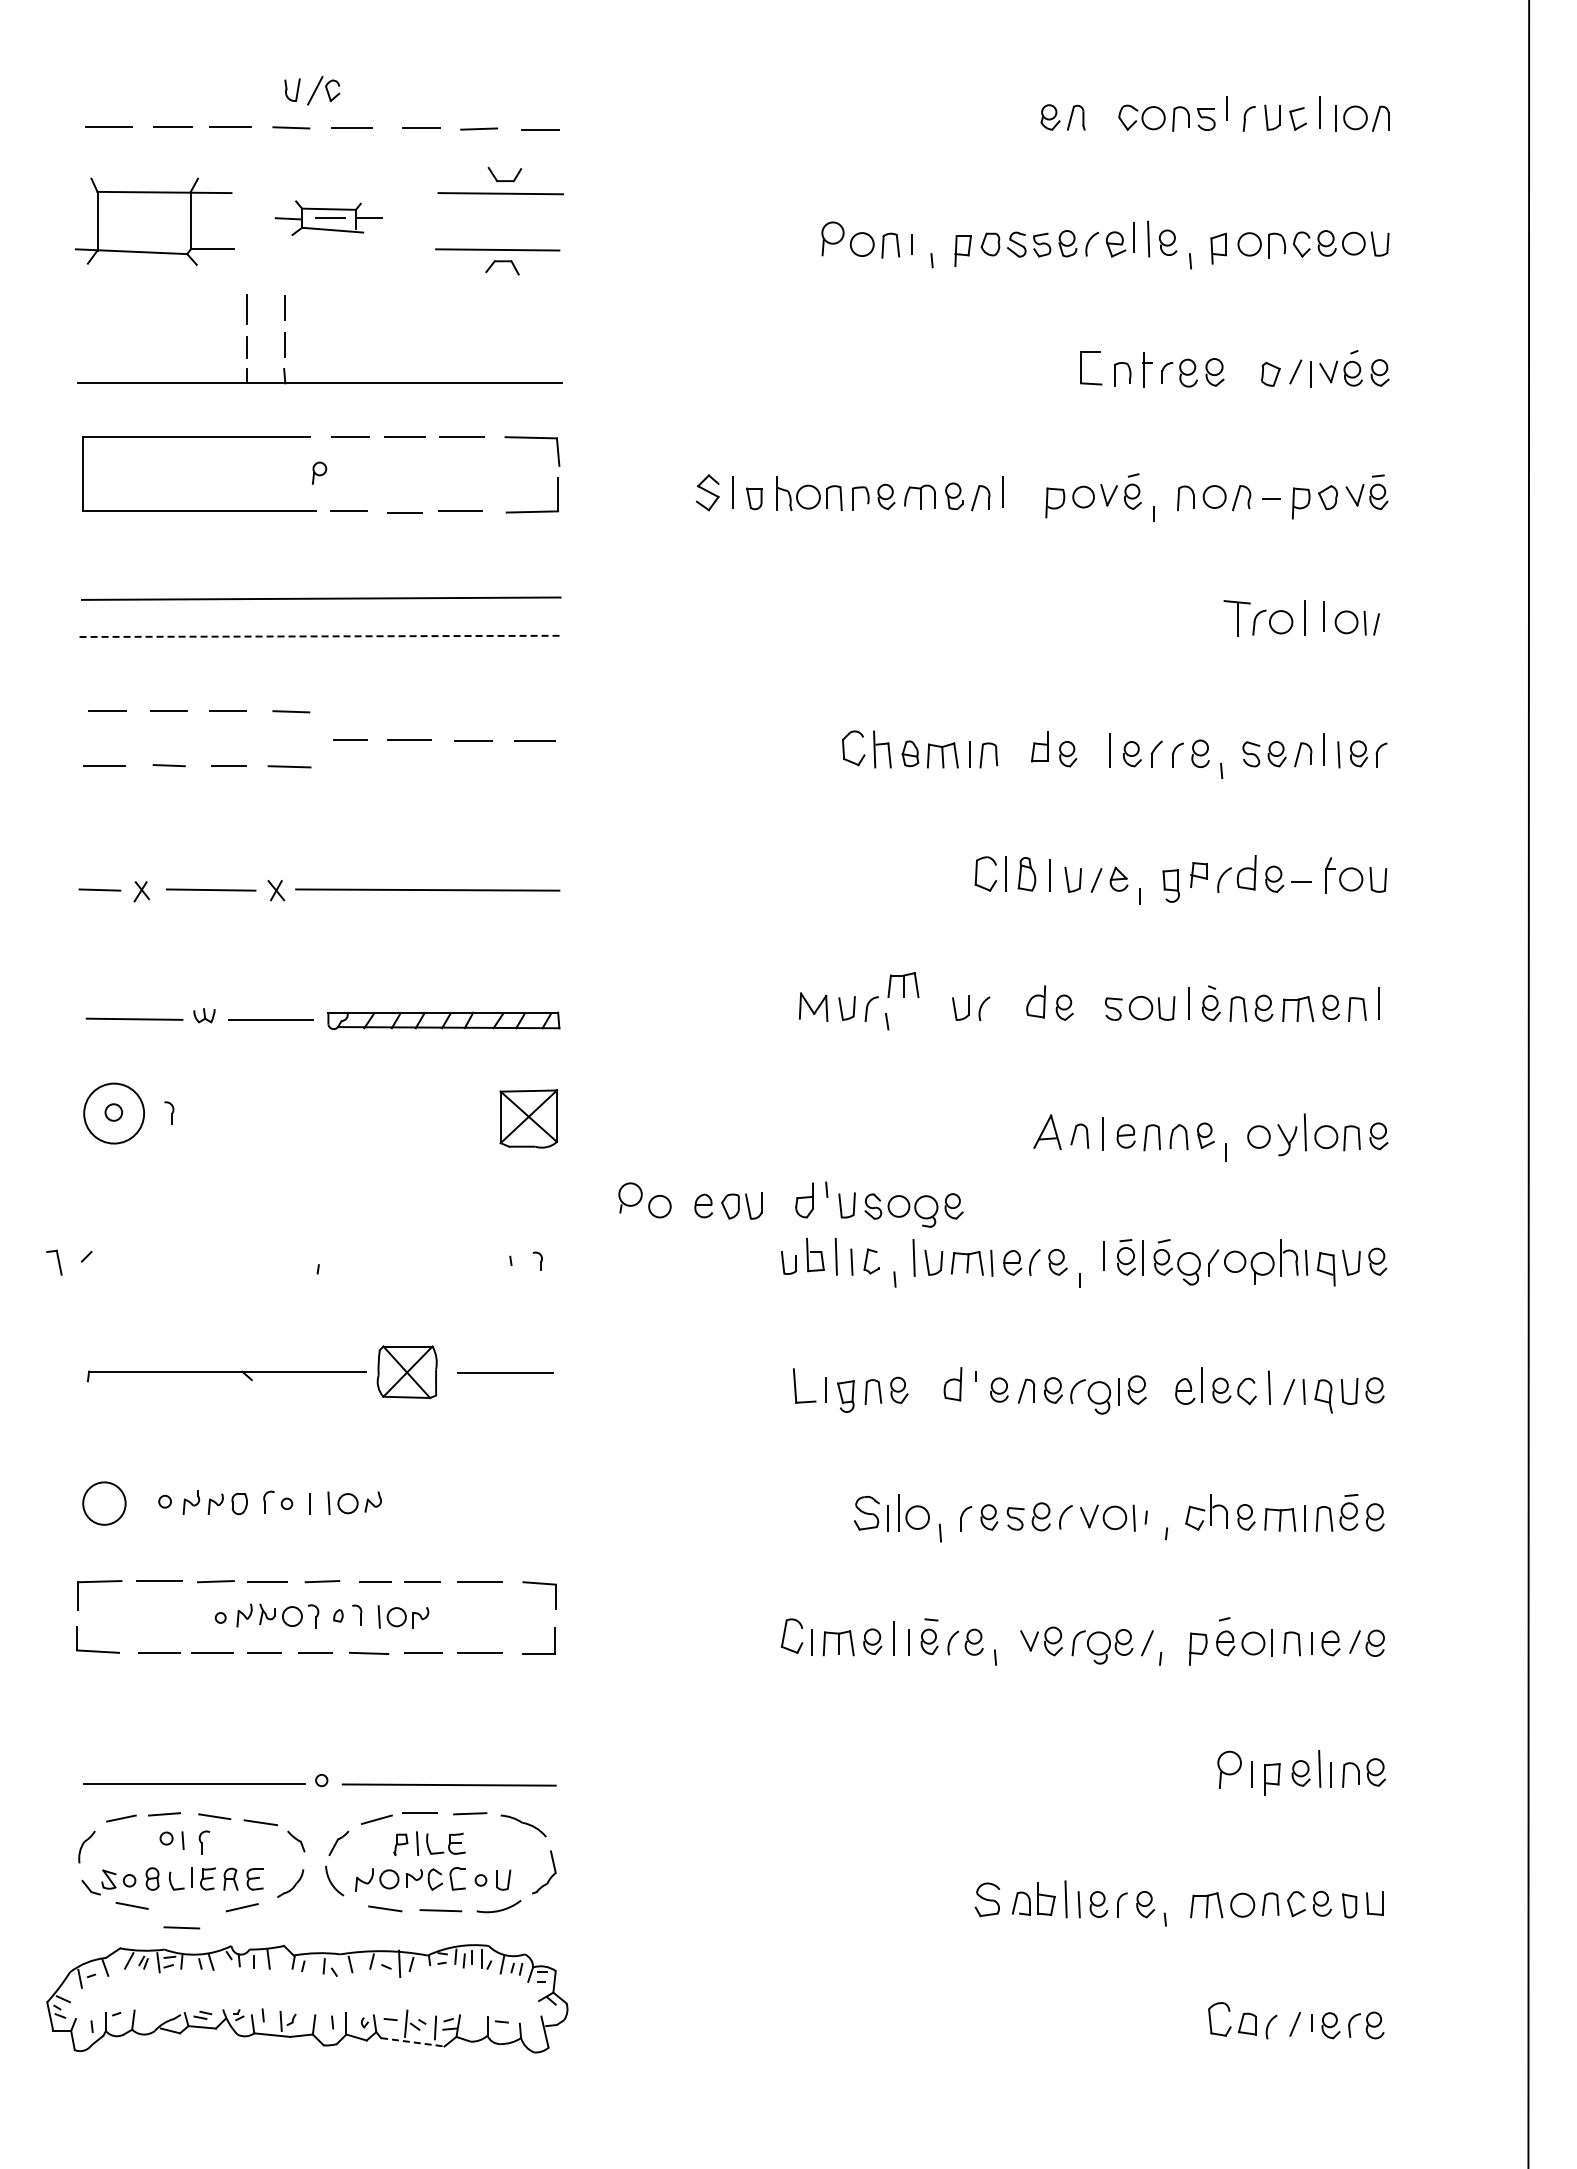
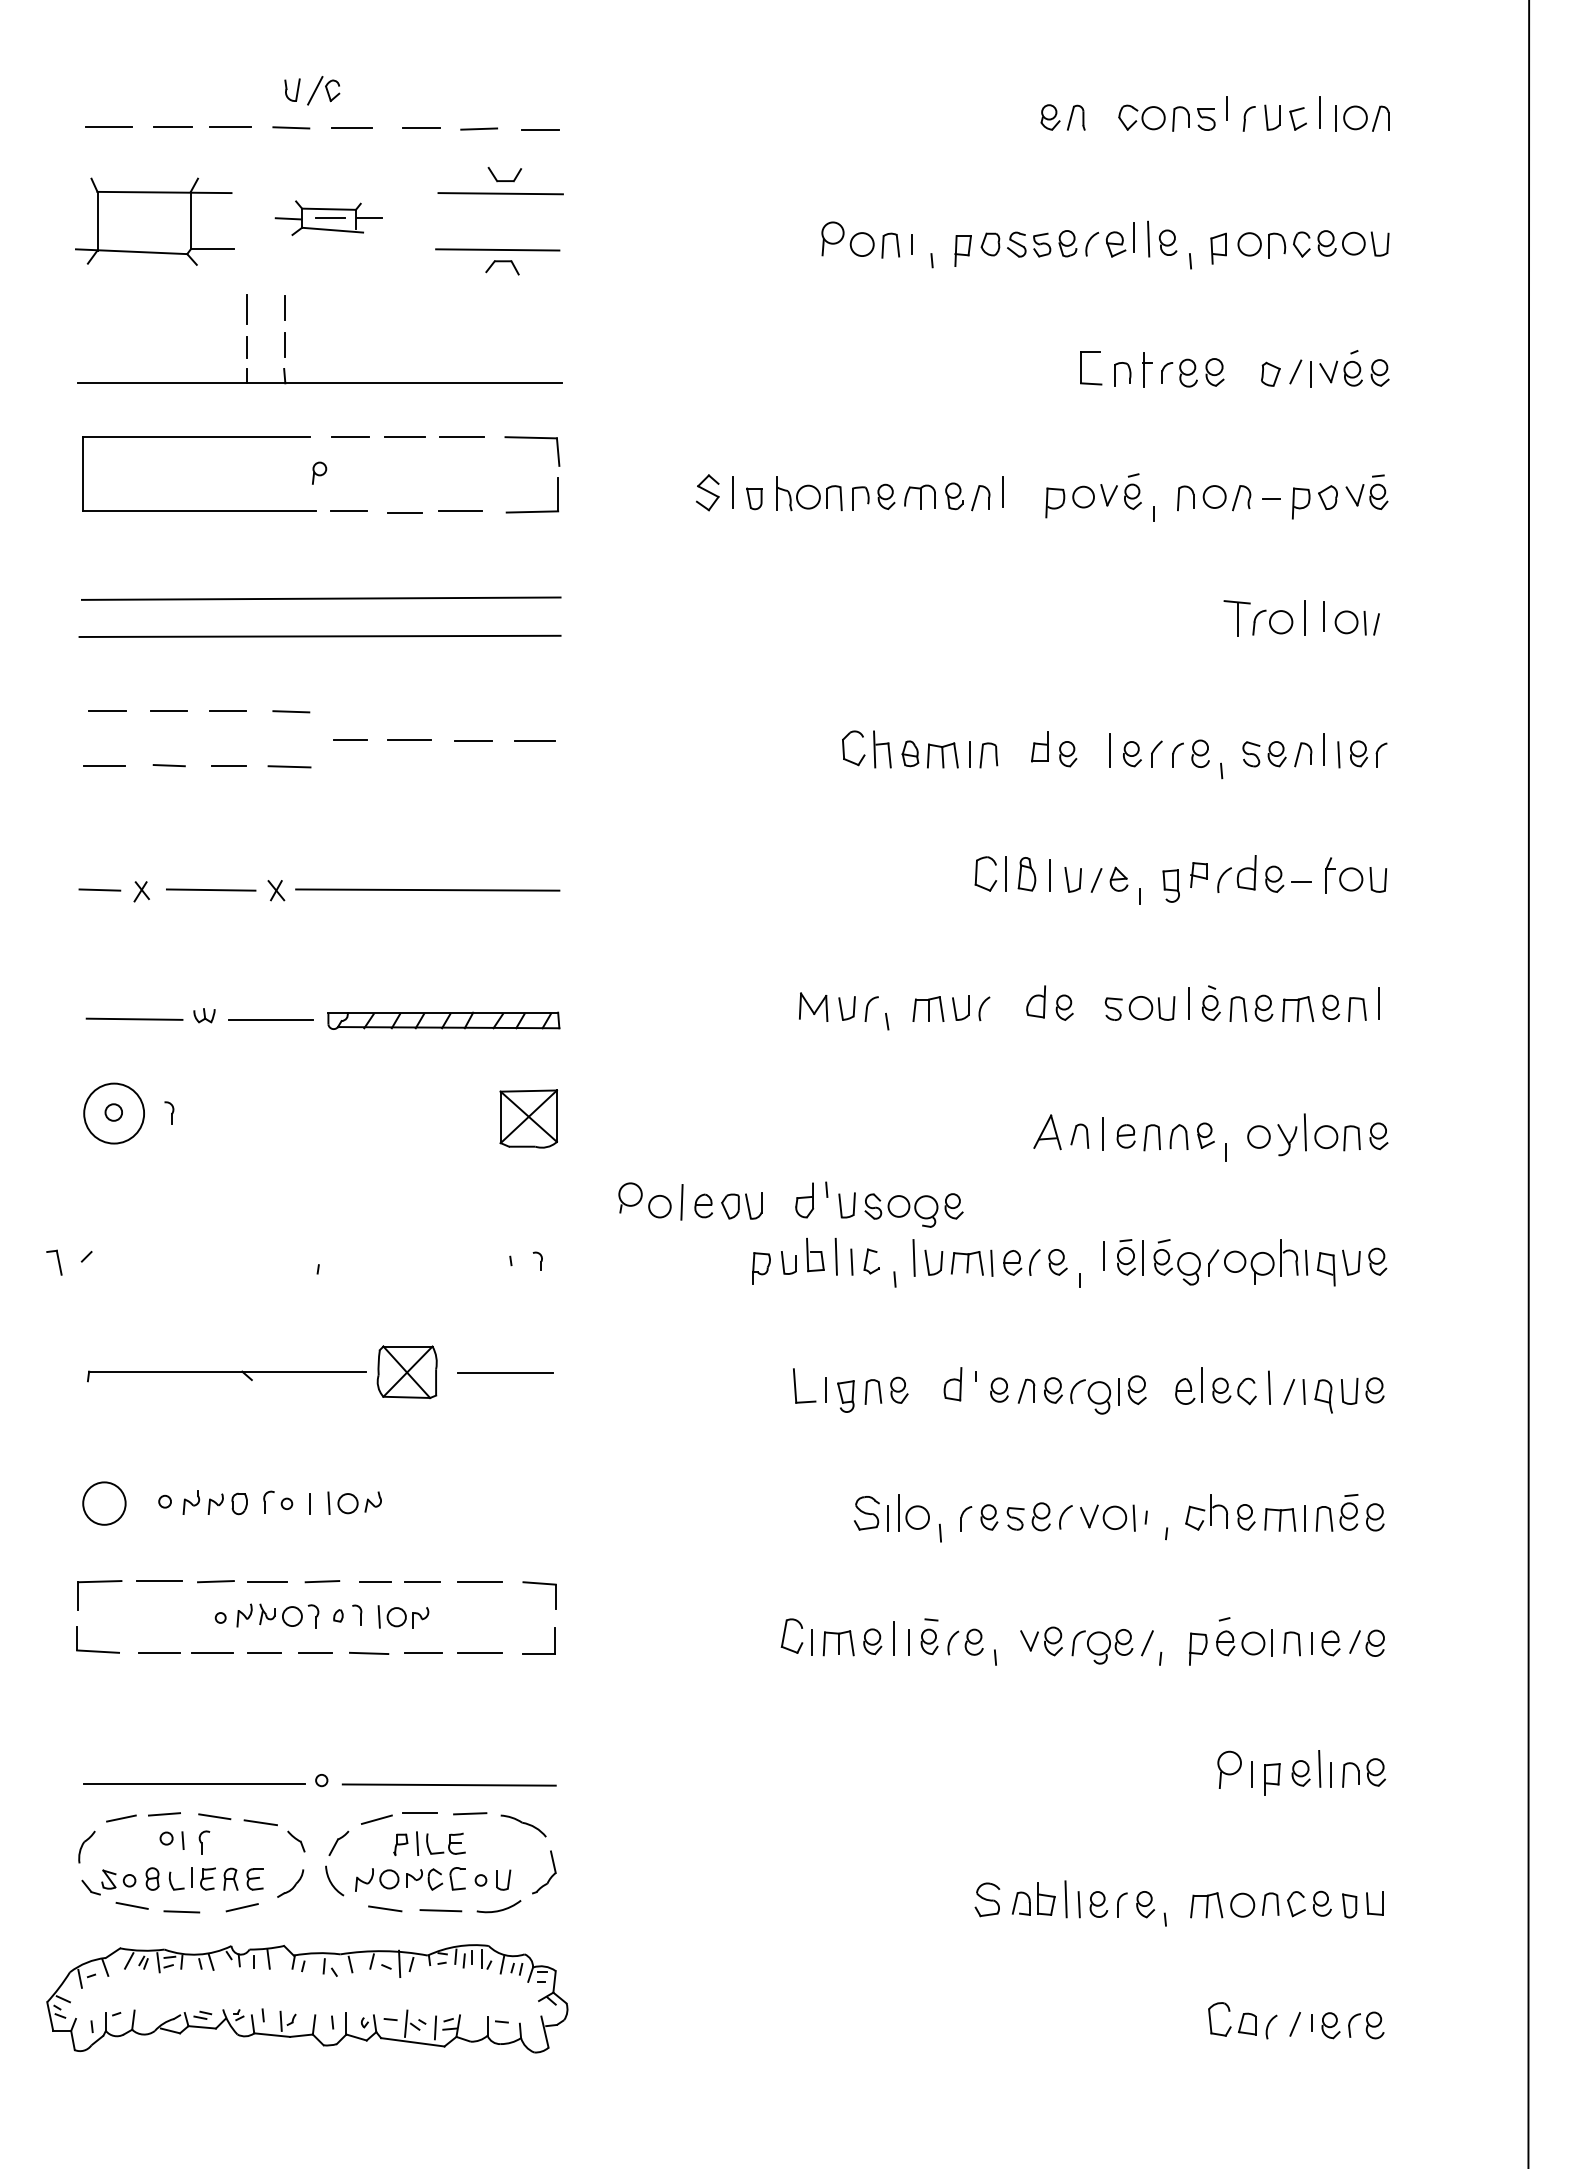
line: dashed -> solid (320, 636)
part position: (903, 984) -> (928, 1008) (928, 1008)
line: none -> present (681, 1202)
part: none -> present (761, 1268)
line position: (181, 1927) -> (181, 1911) (181, 1911)
line: dashed -> solid (412, 2042)
